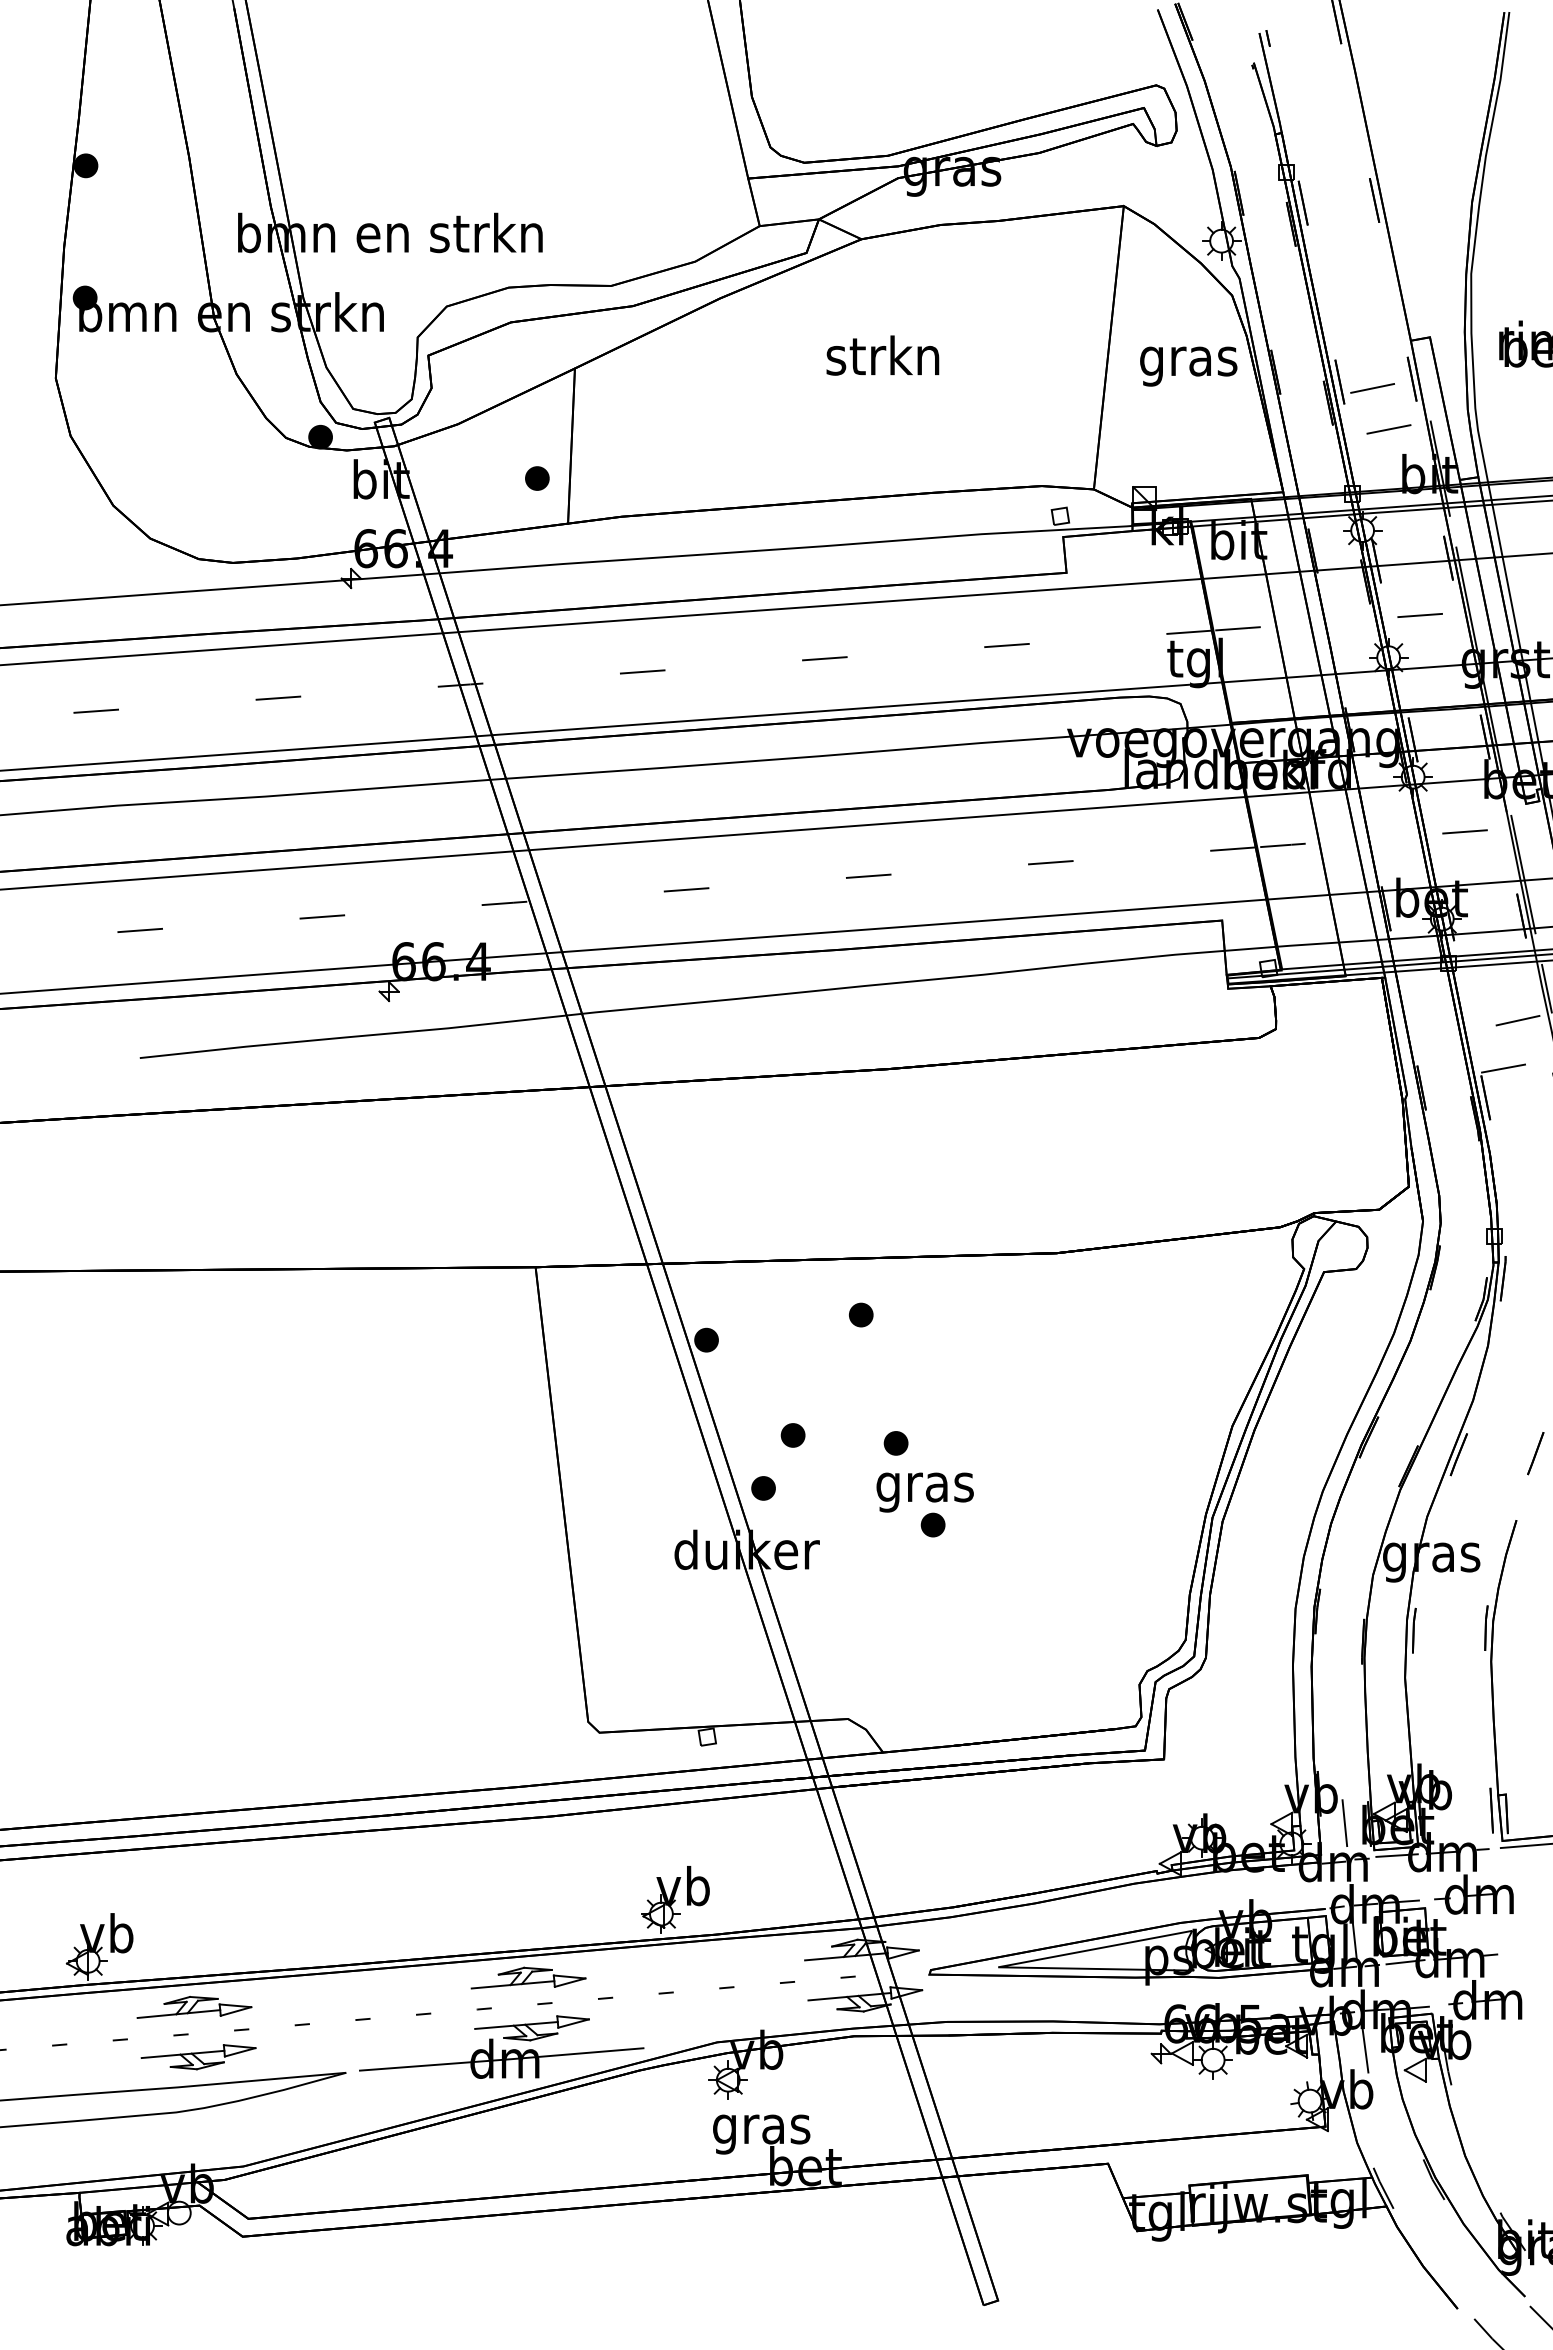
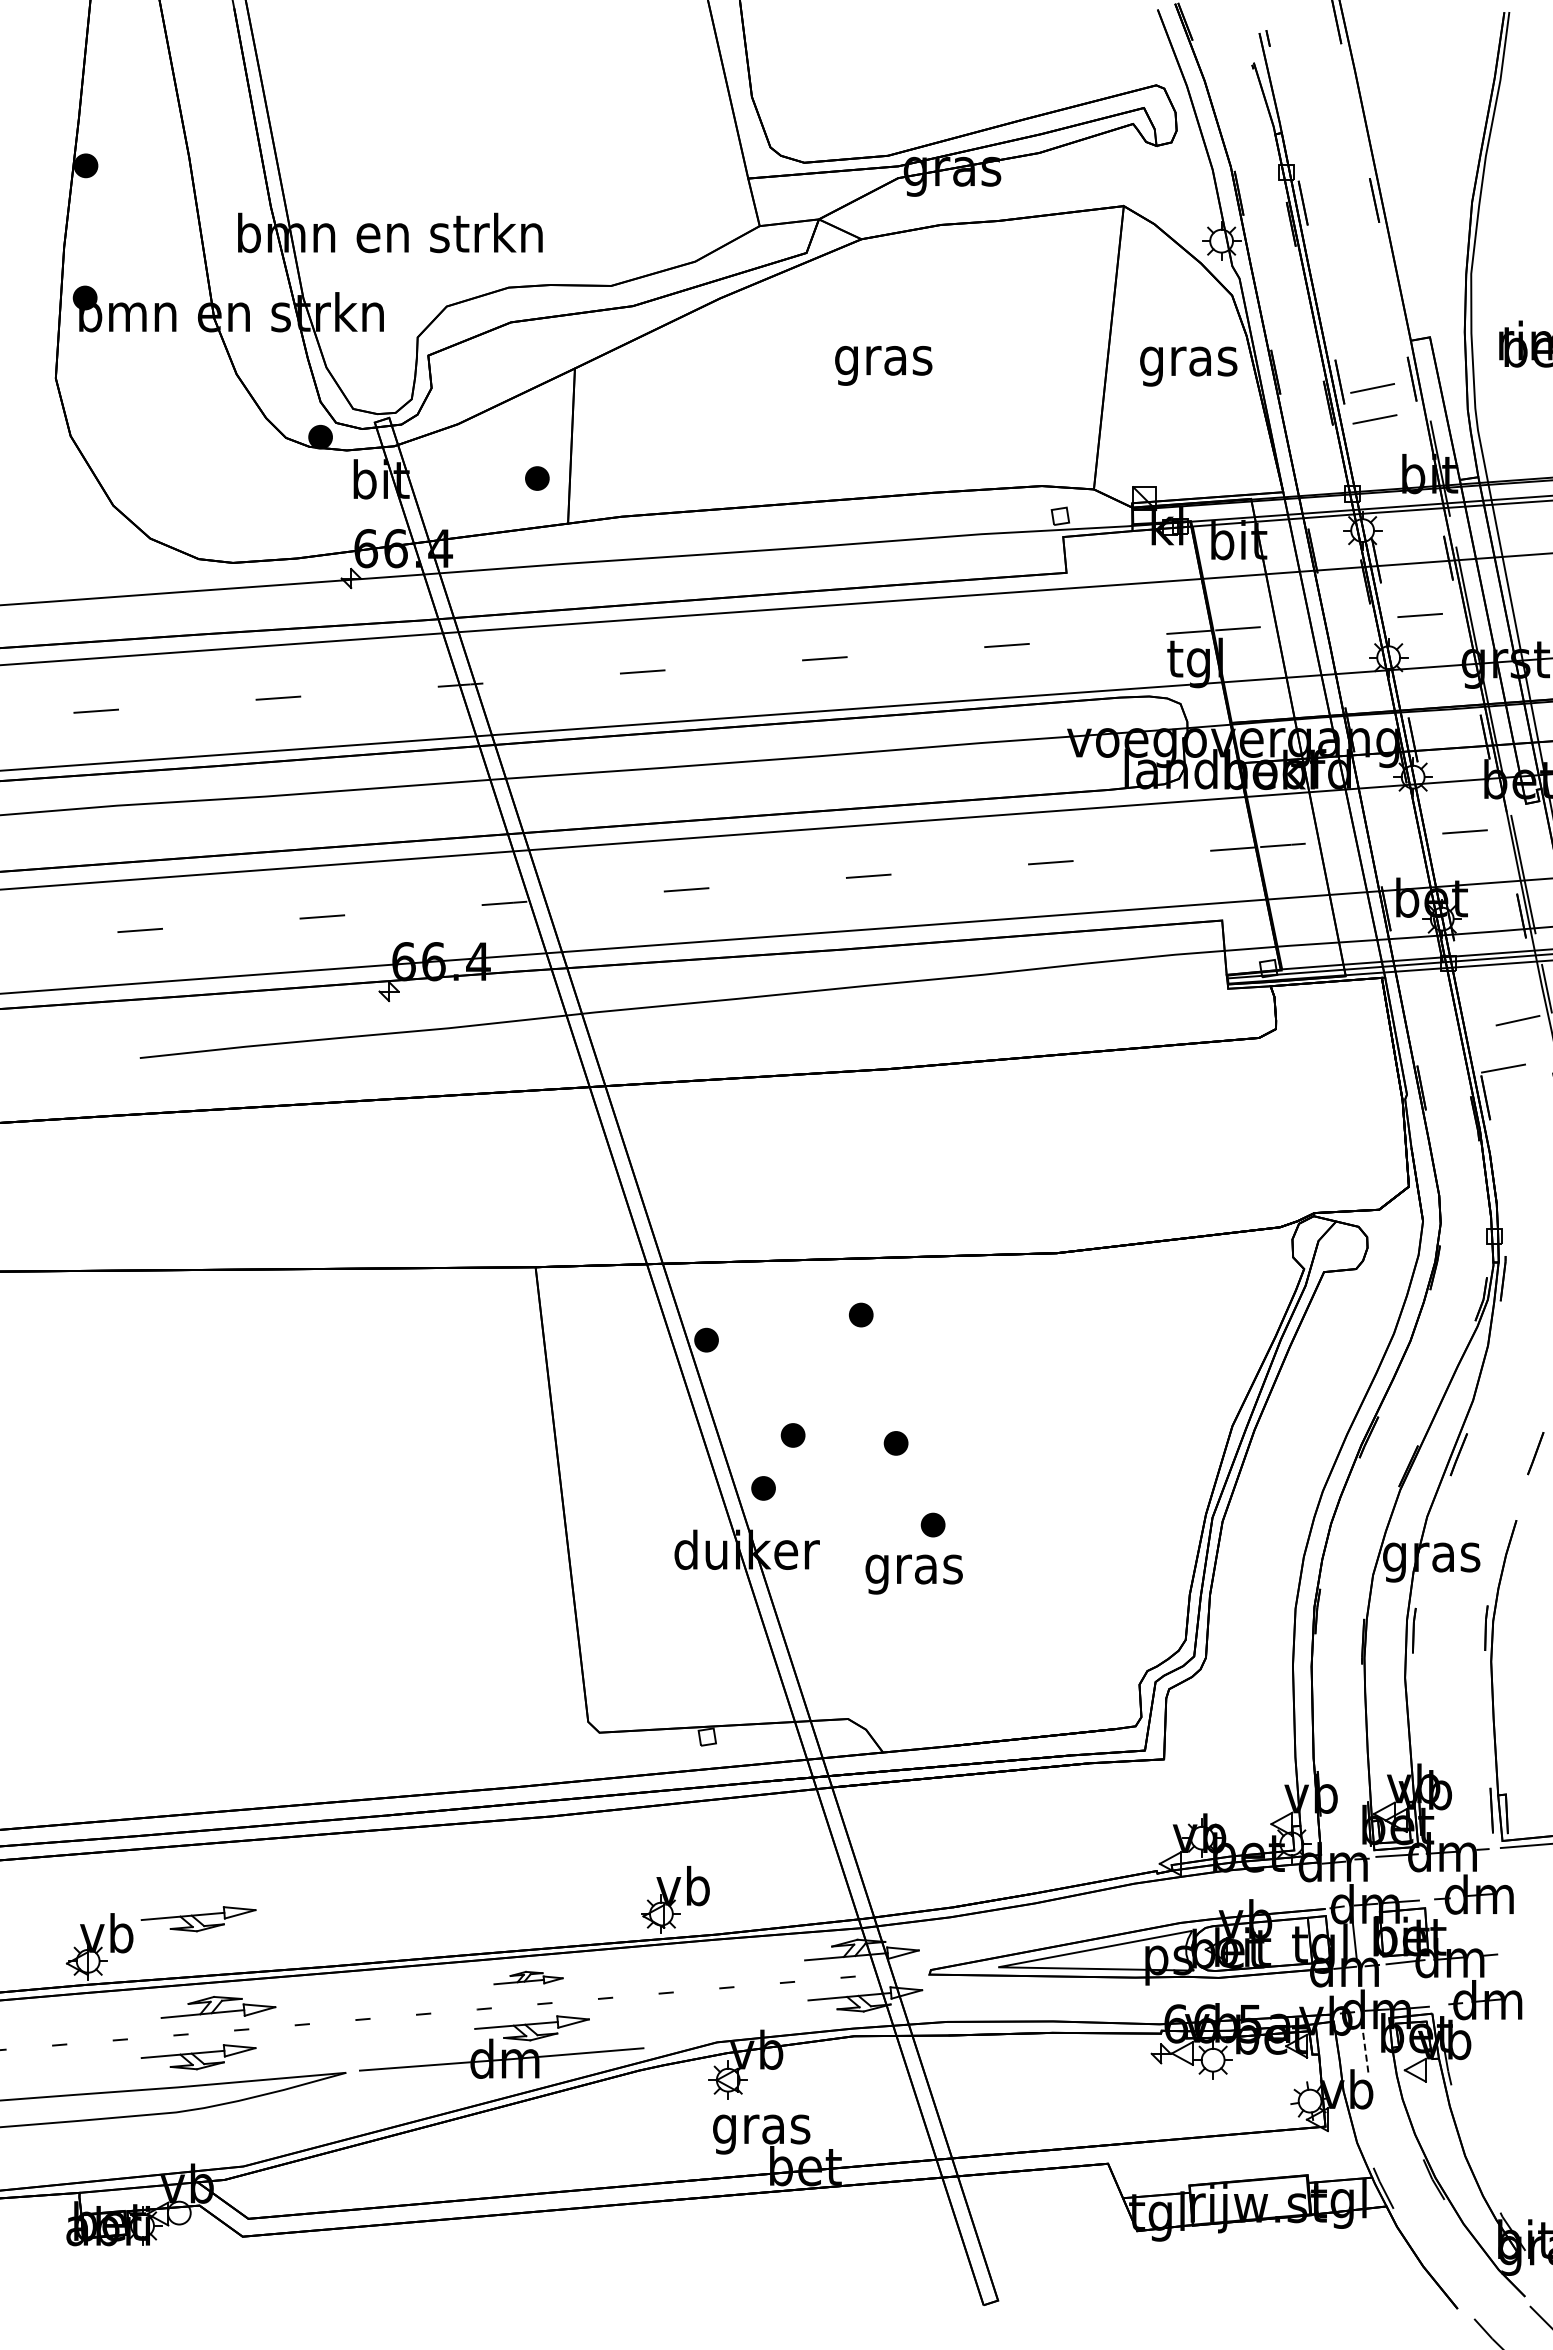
text: strkn -> gras (882, 360)
line position: (1388, 429) -> (1374, 419) (1374, 419)
text position: (924, 1492) -> (913, 1574) (913, 1574)
line: present -> none (1344, 1823)
part: none -> present (198, 1919)
part size: 117x24 px -> 71x16 px (528, 1977)
part position: (194, 2007) -> (218, 2007) (218, 2007)
line: solid -> dashed (1365, 2048)
